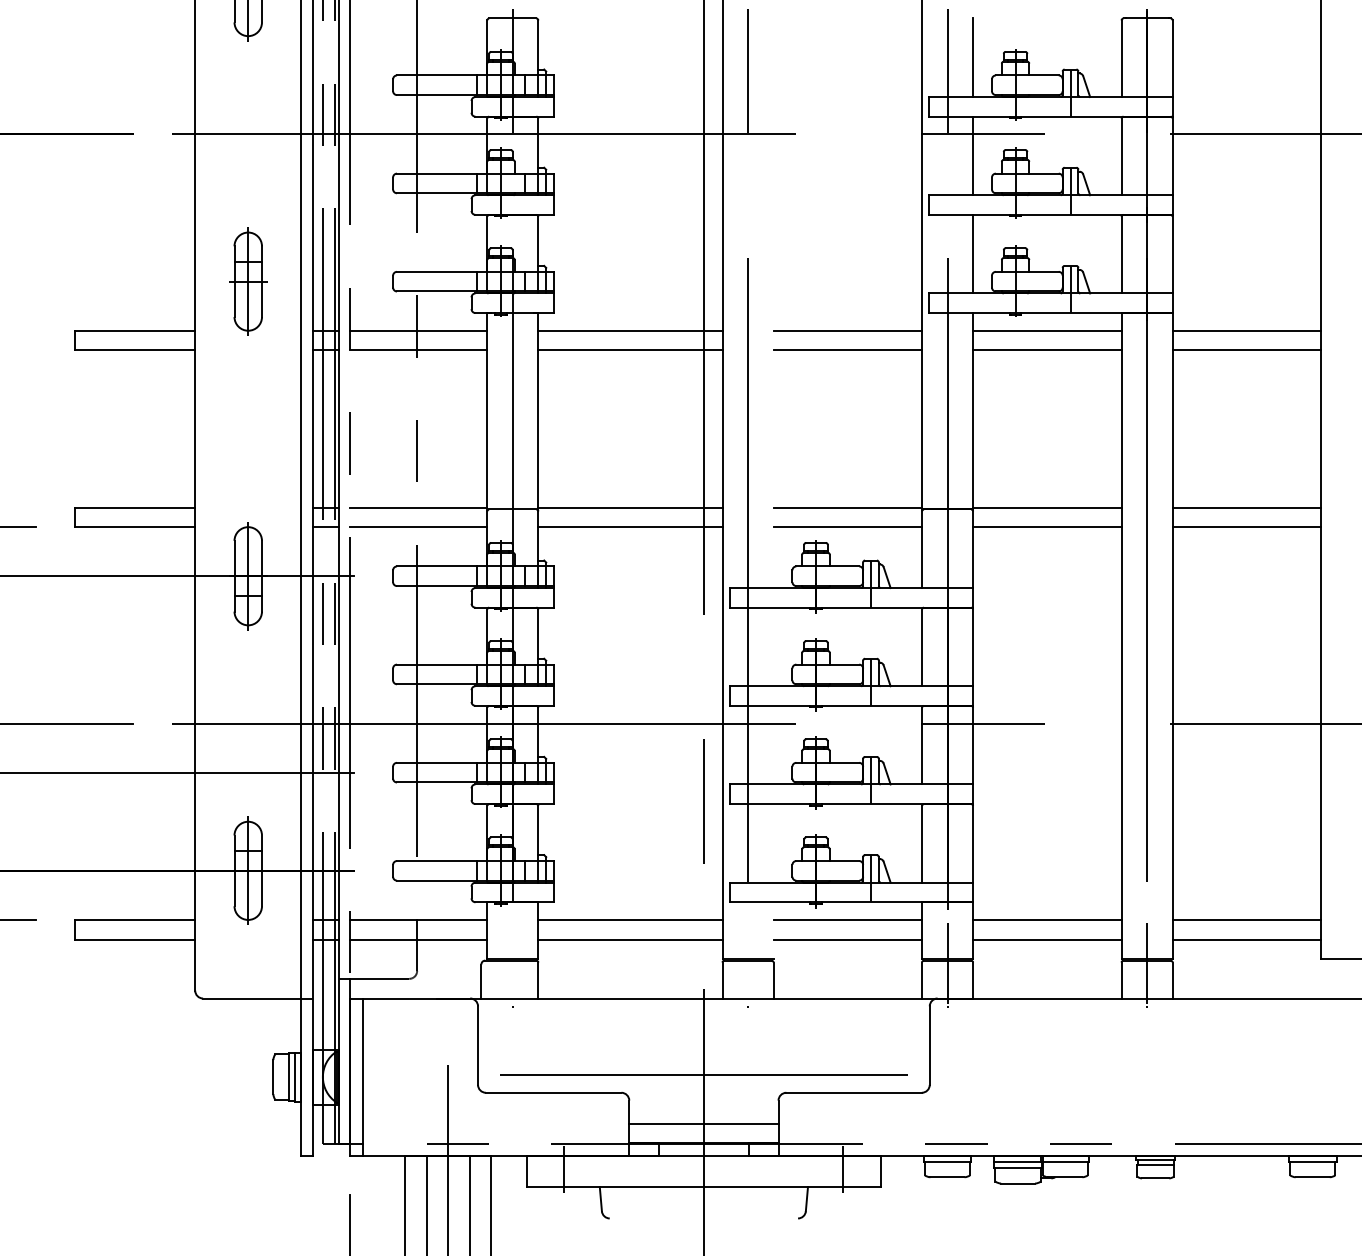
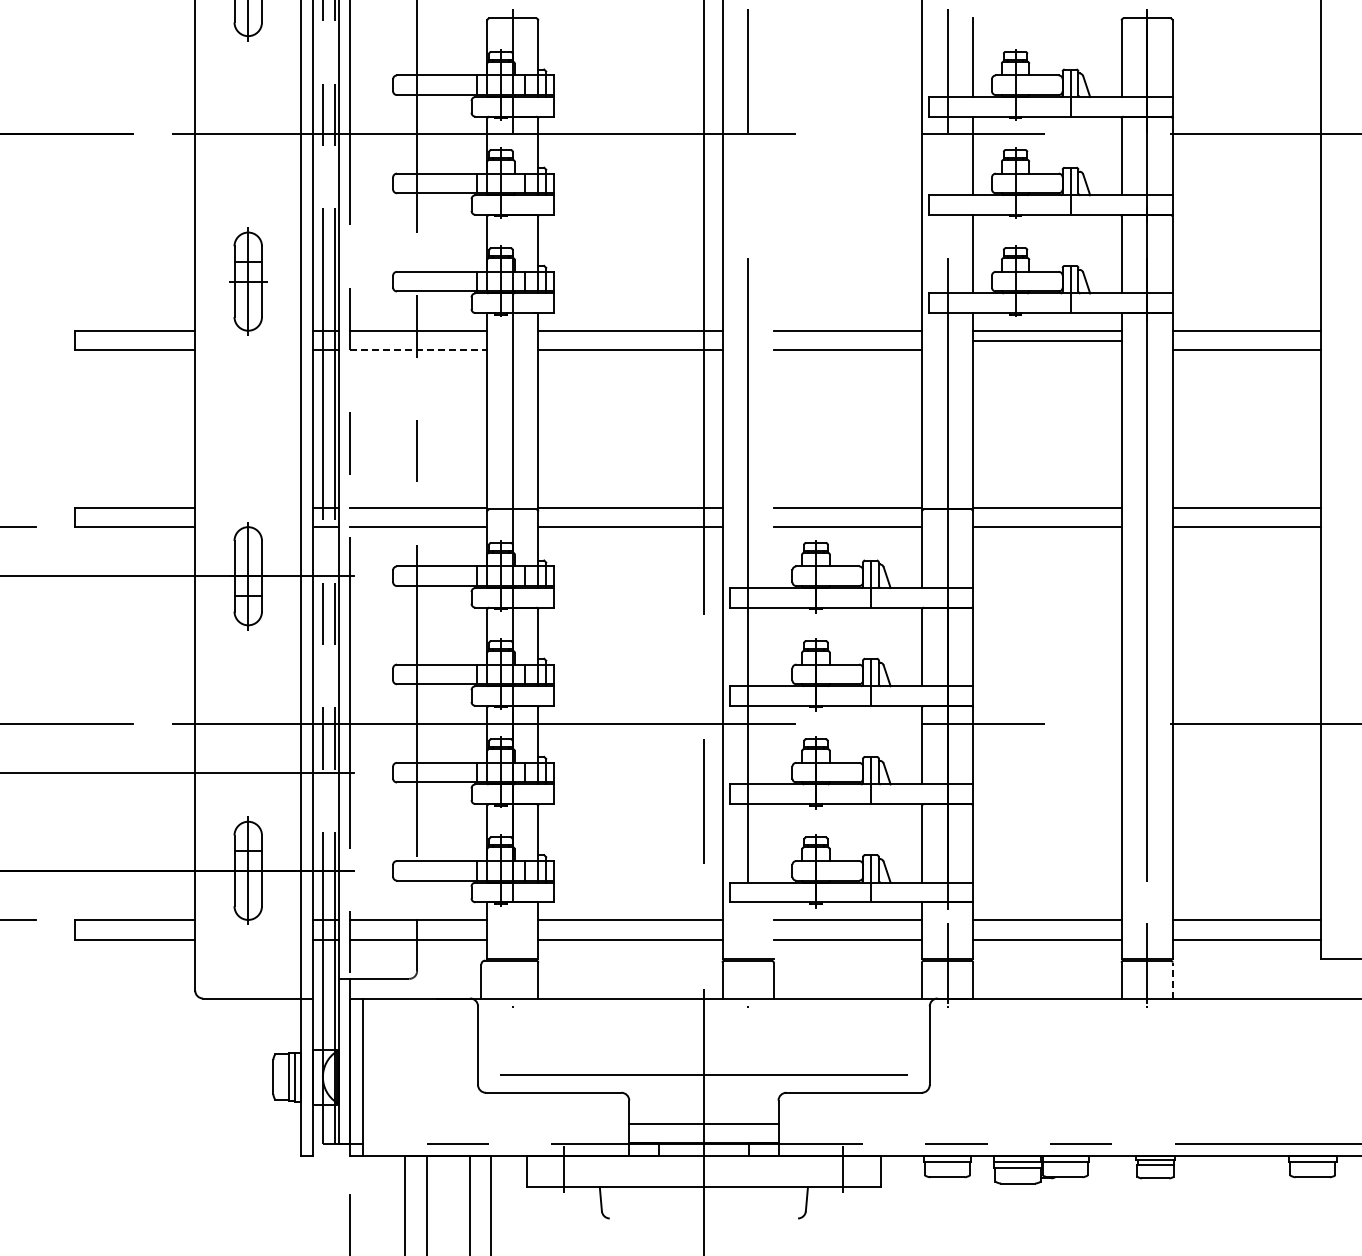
line: solid -> dashed (419, 350)
line position: (1047, 350) -> (1047, 341) (1047, 341)
line: solid -> dashed (1172, 980)
line: present -> none (448, 1158)
